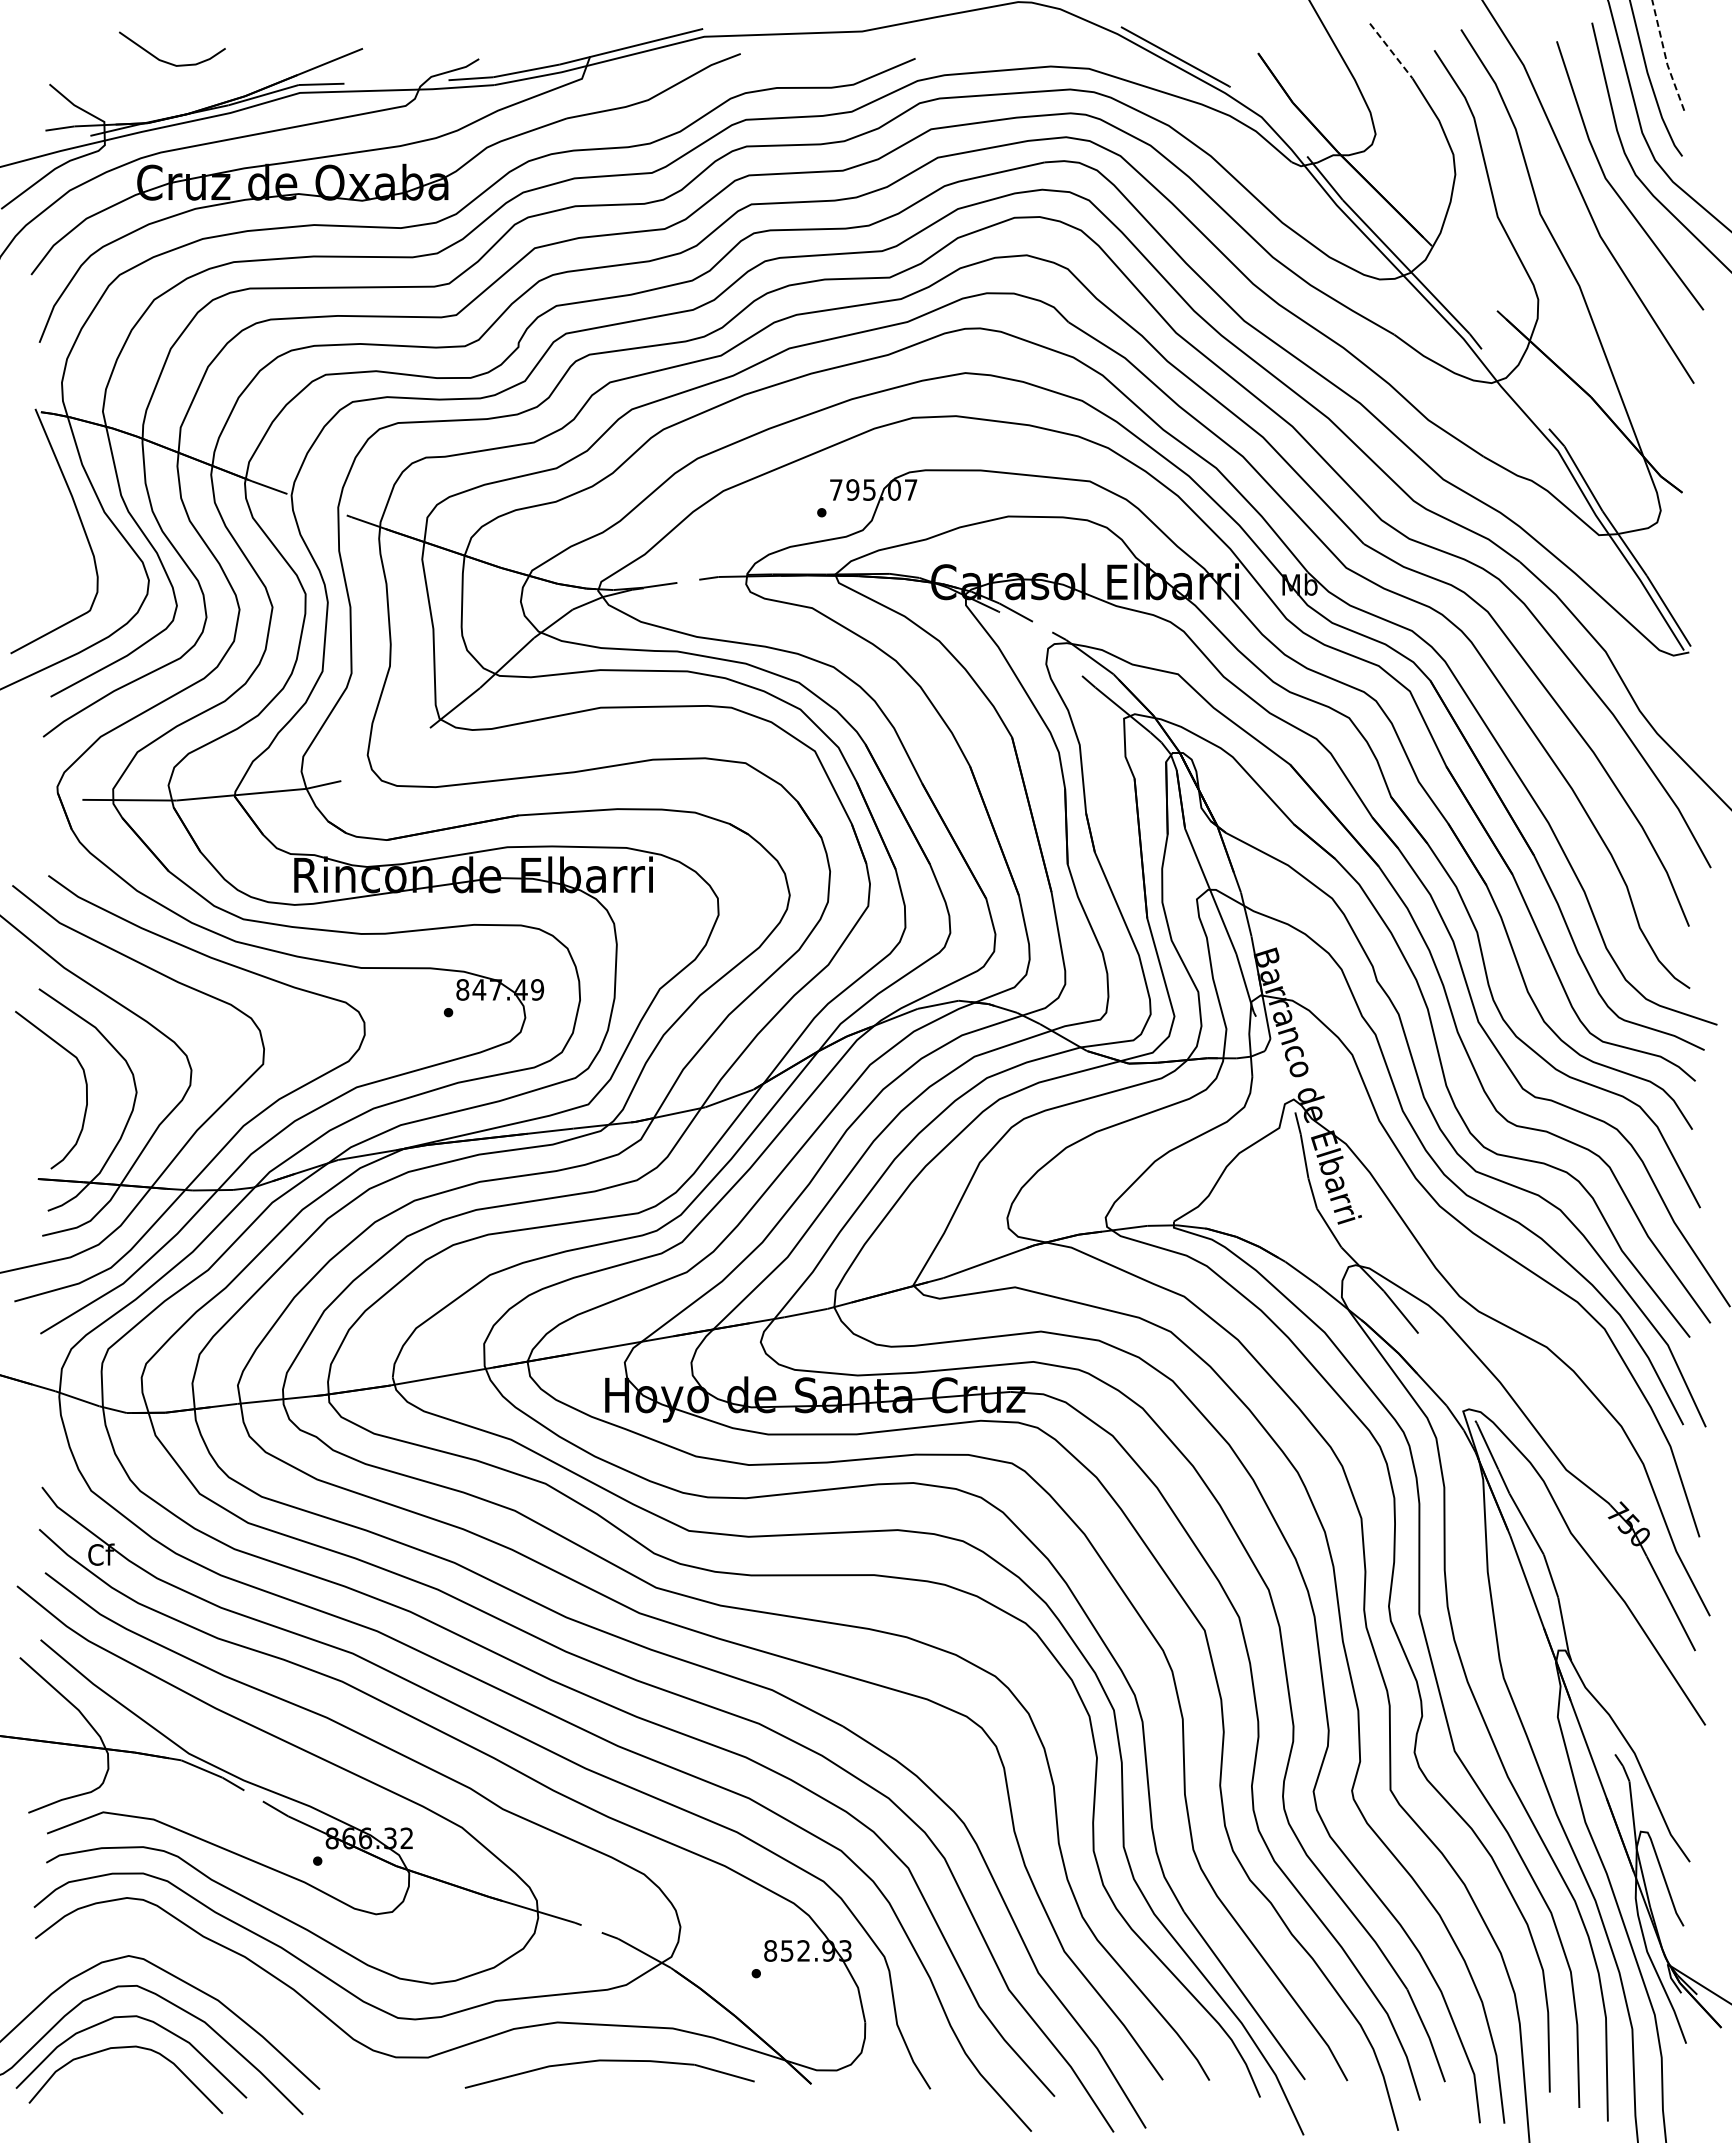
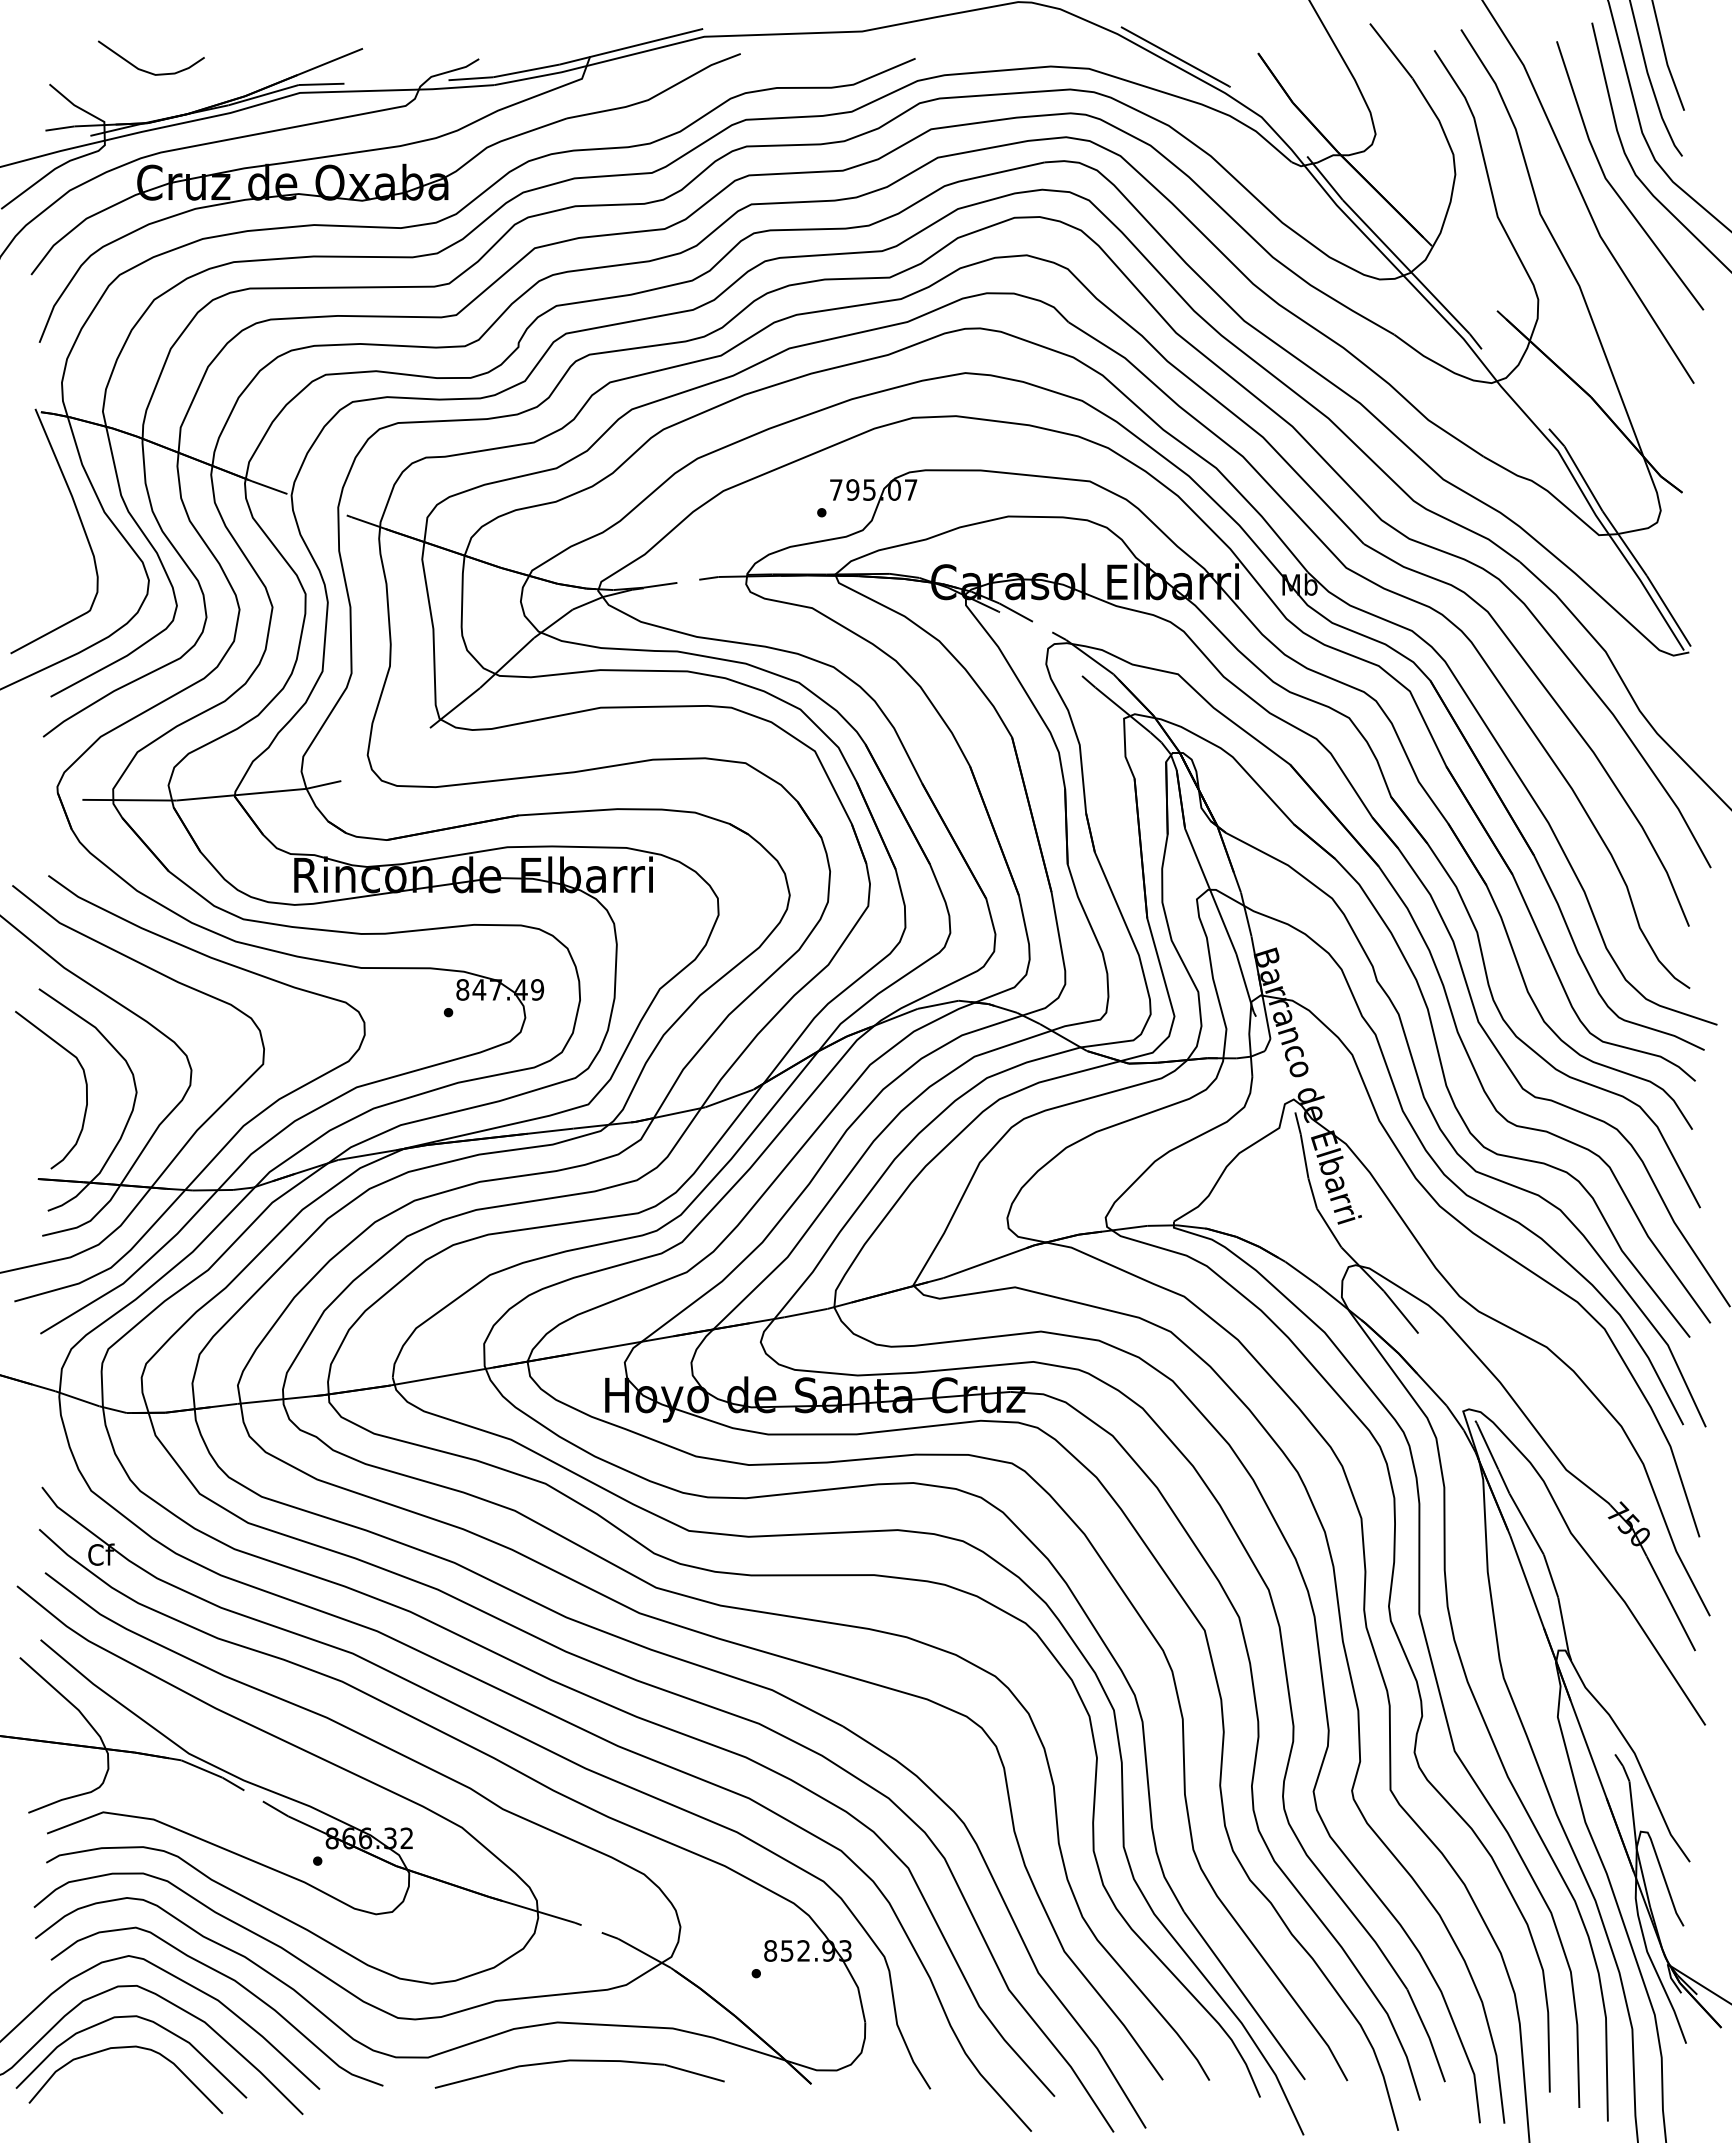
line: dashed -> solid (1391, 51)
line: dashed -> solid (1665, 57)
curve position: (167, 61) -> (146, 70) (146, 70)
curve: none -> present (230, 1979)
part position: (609, 2061) -> (579, 2061) (579, 2061)
